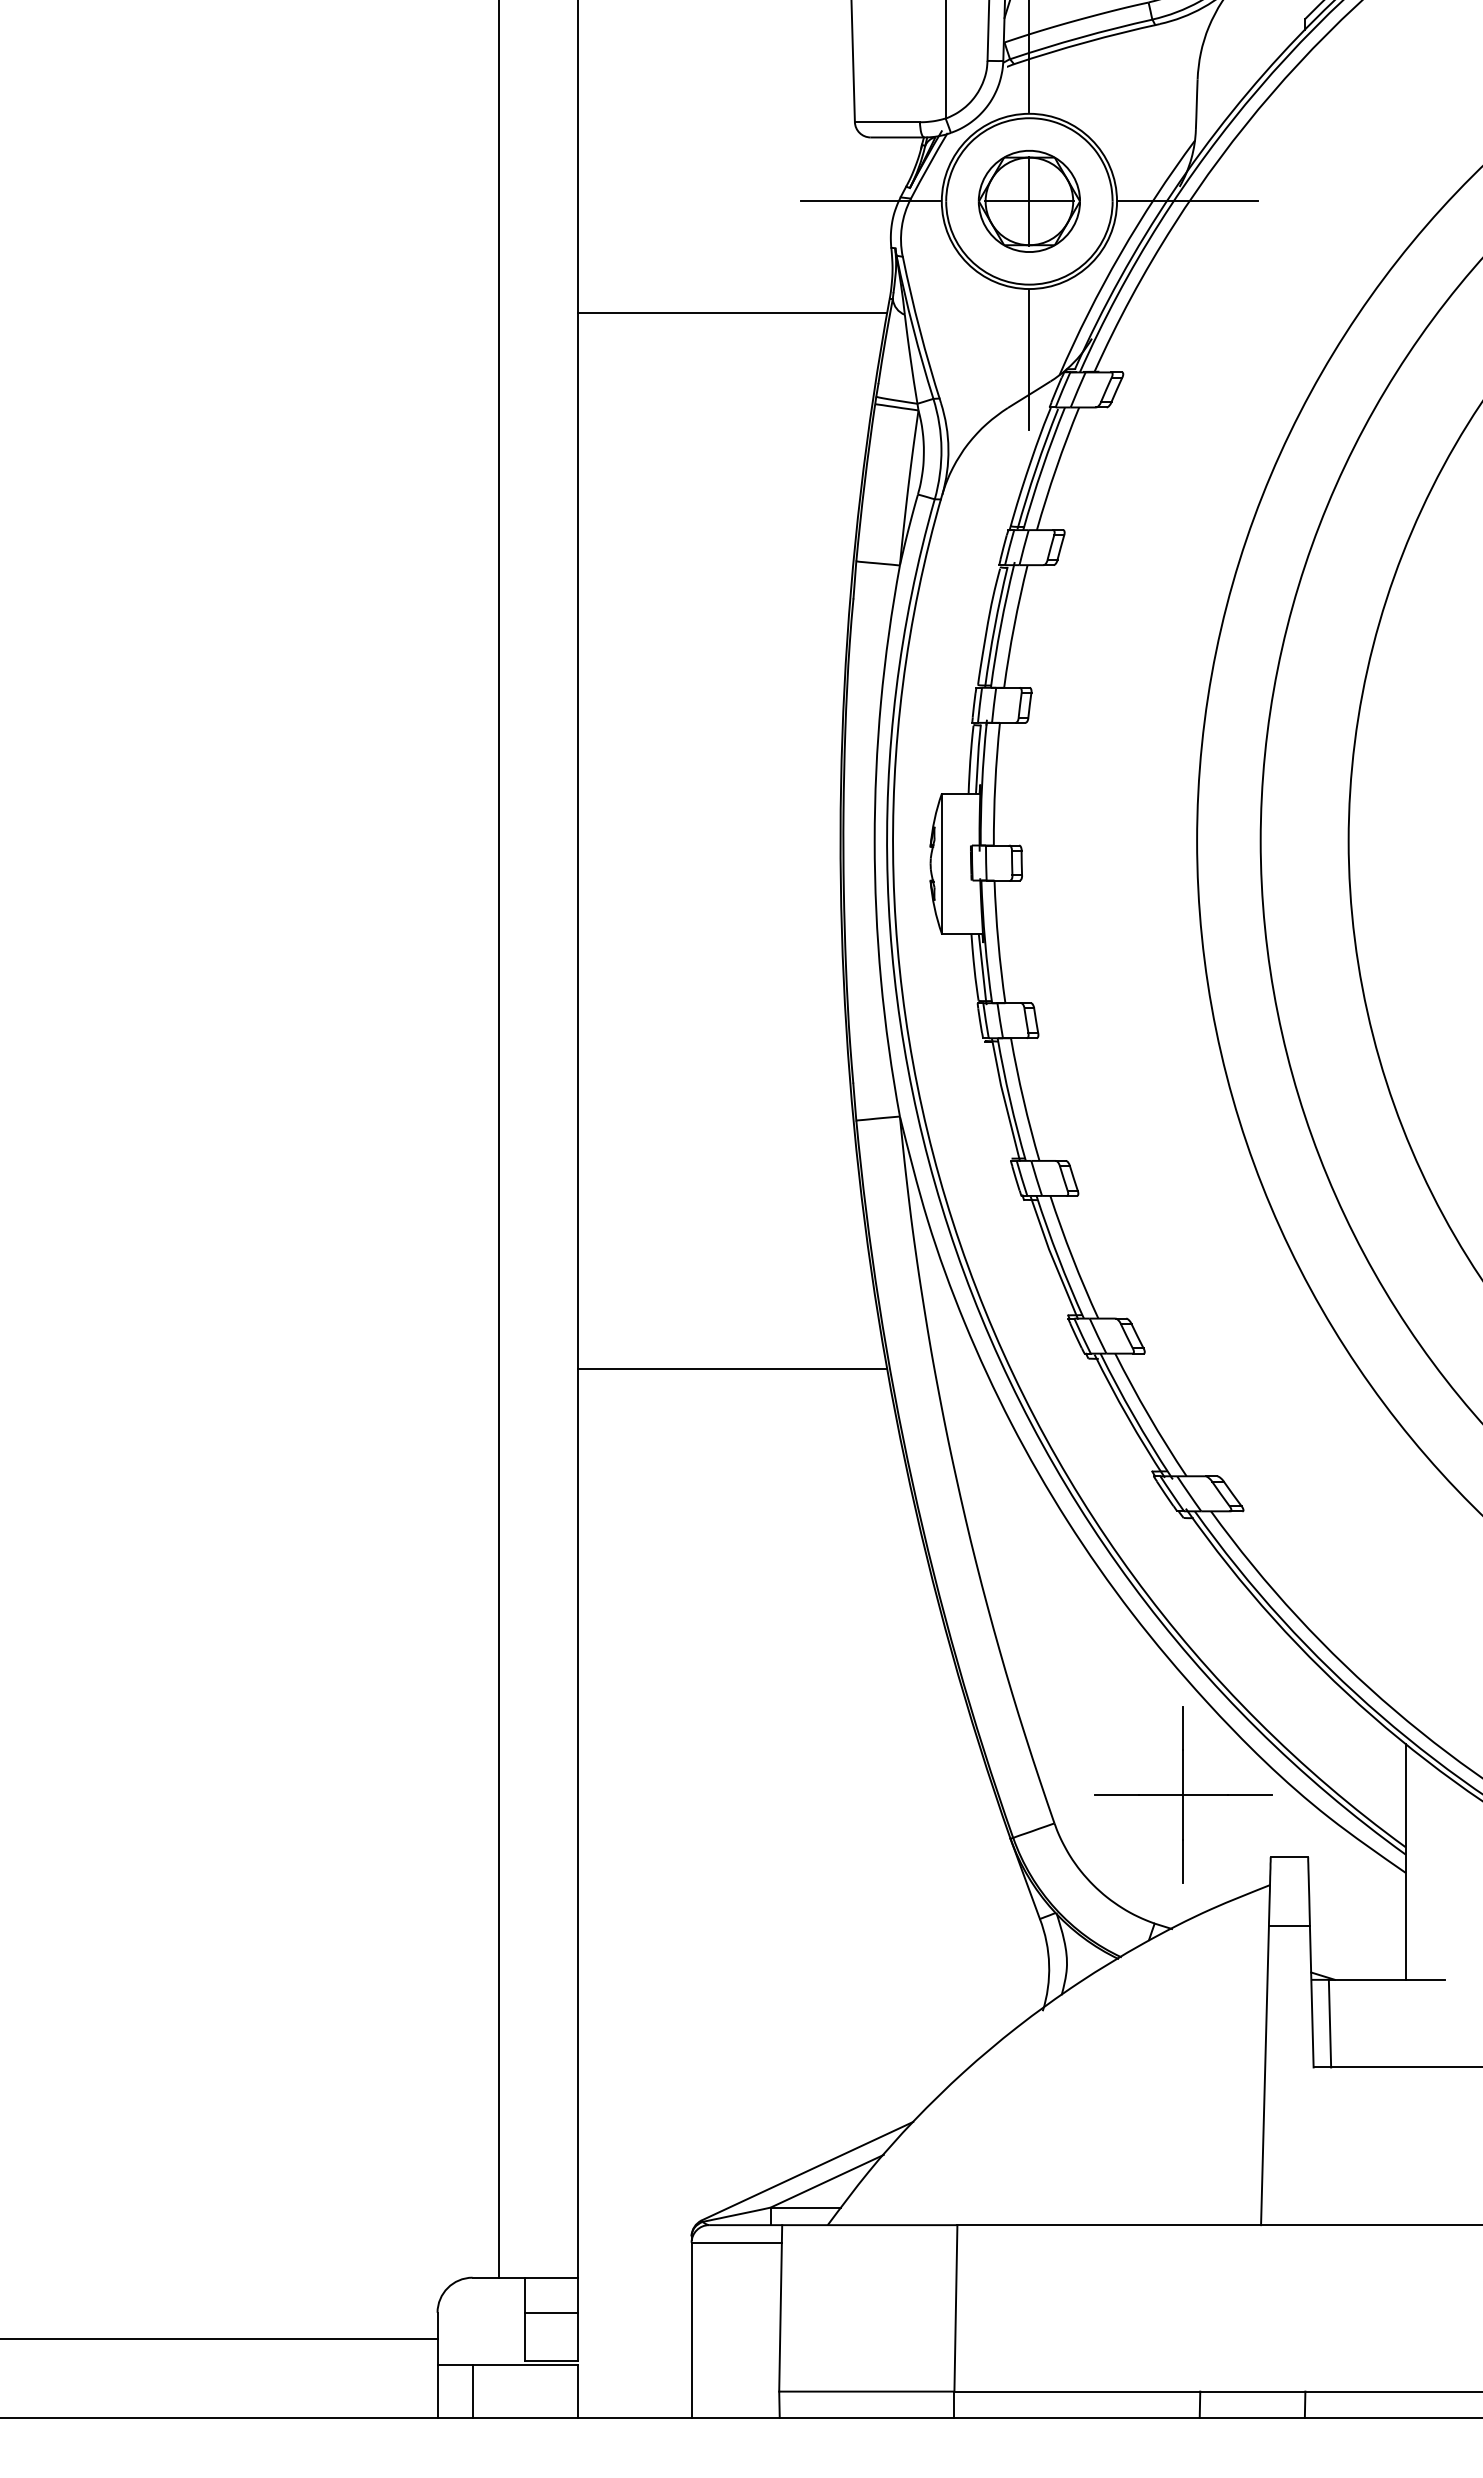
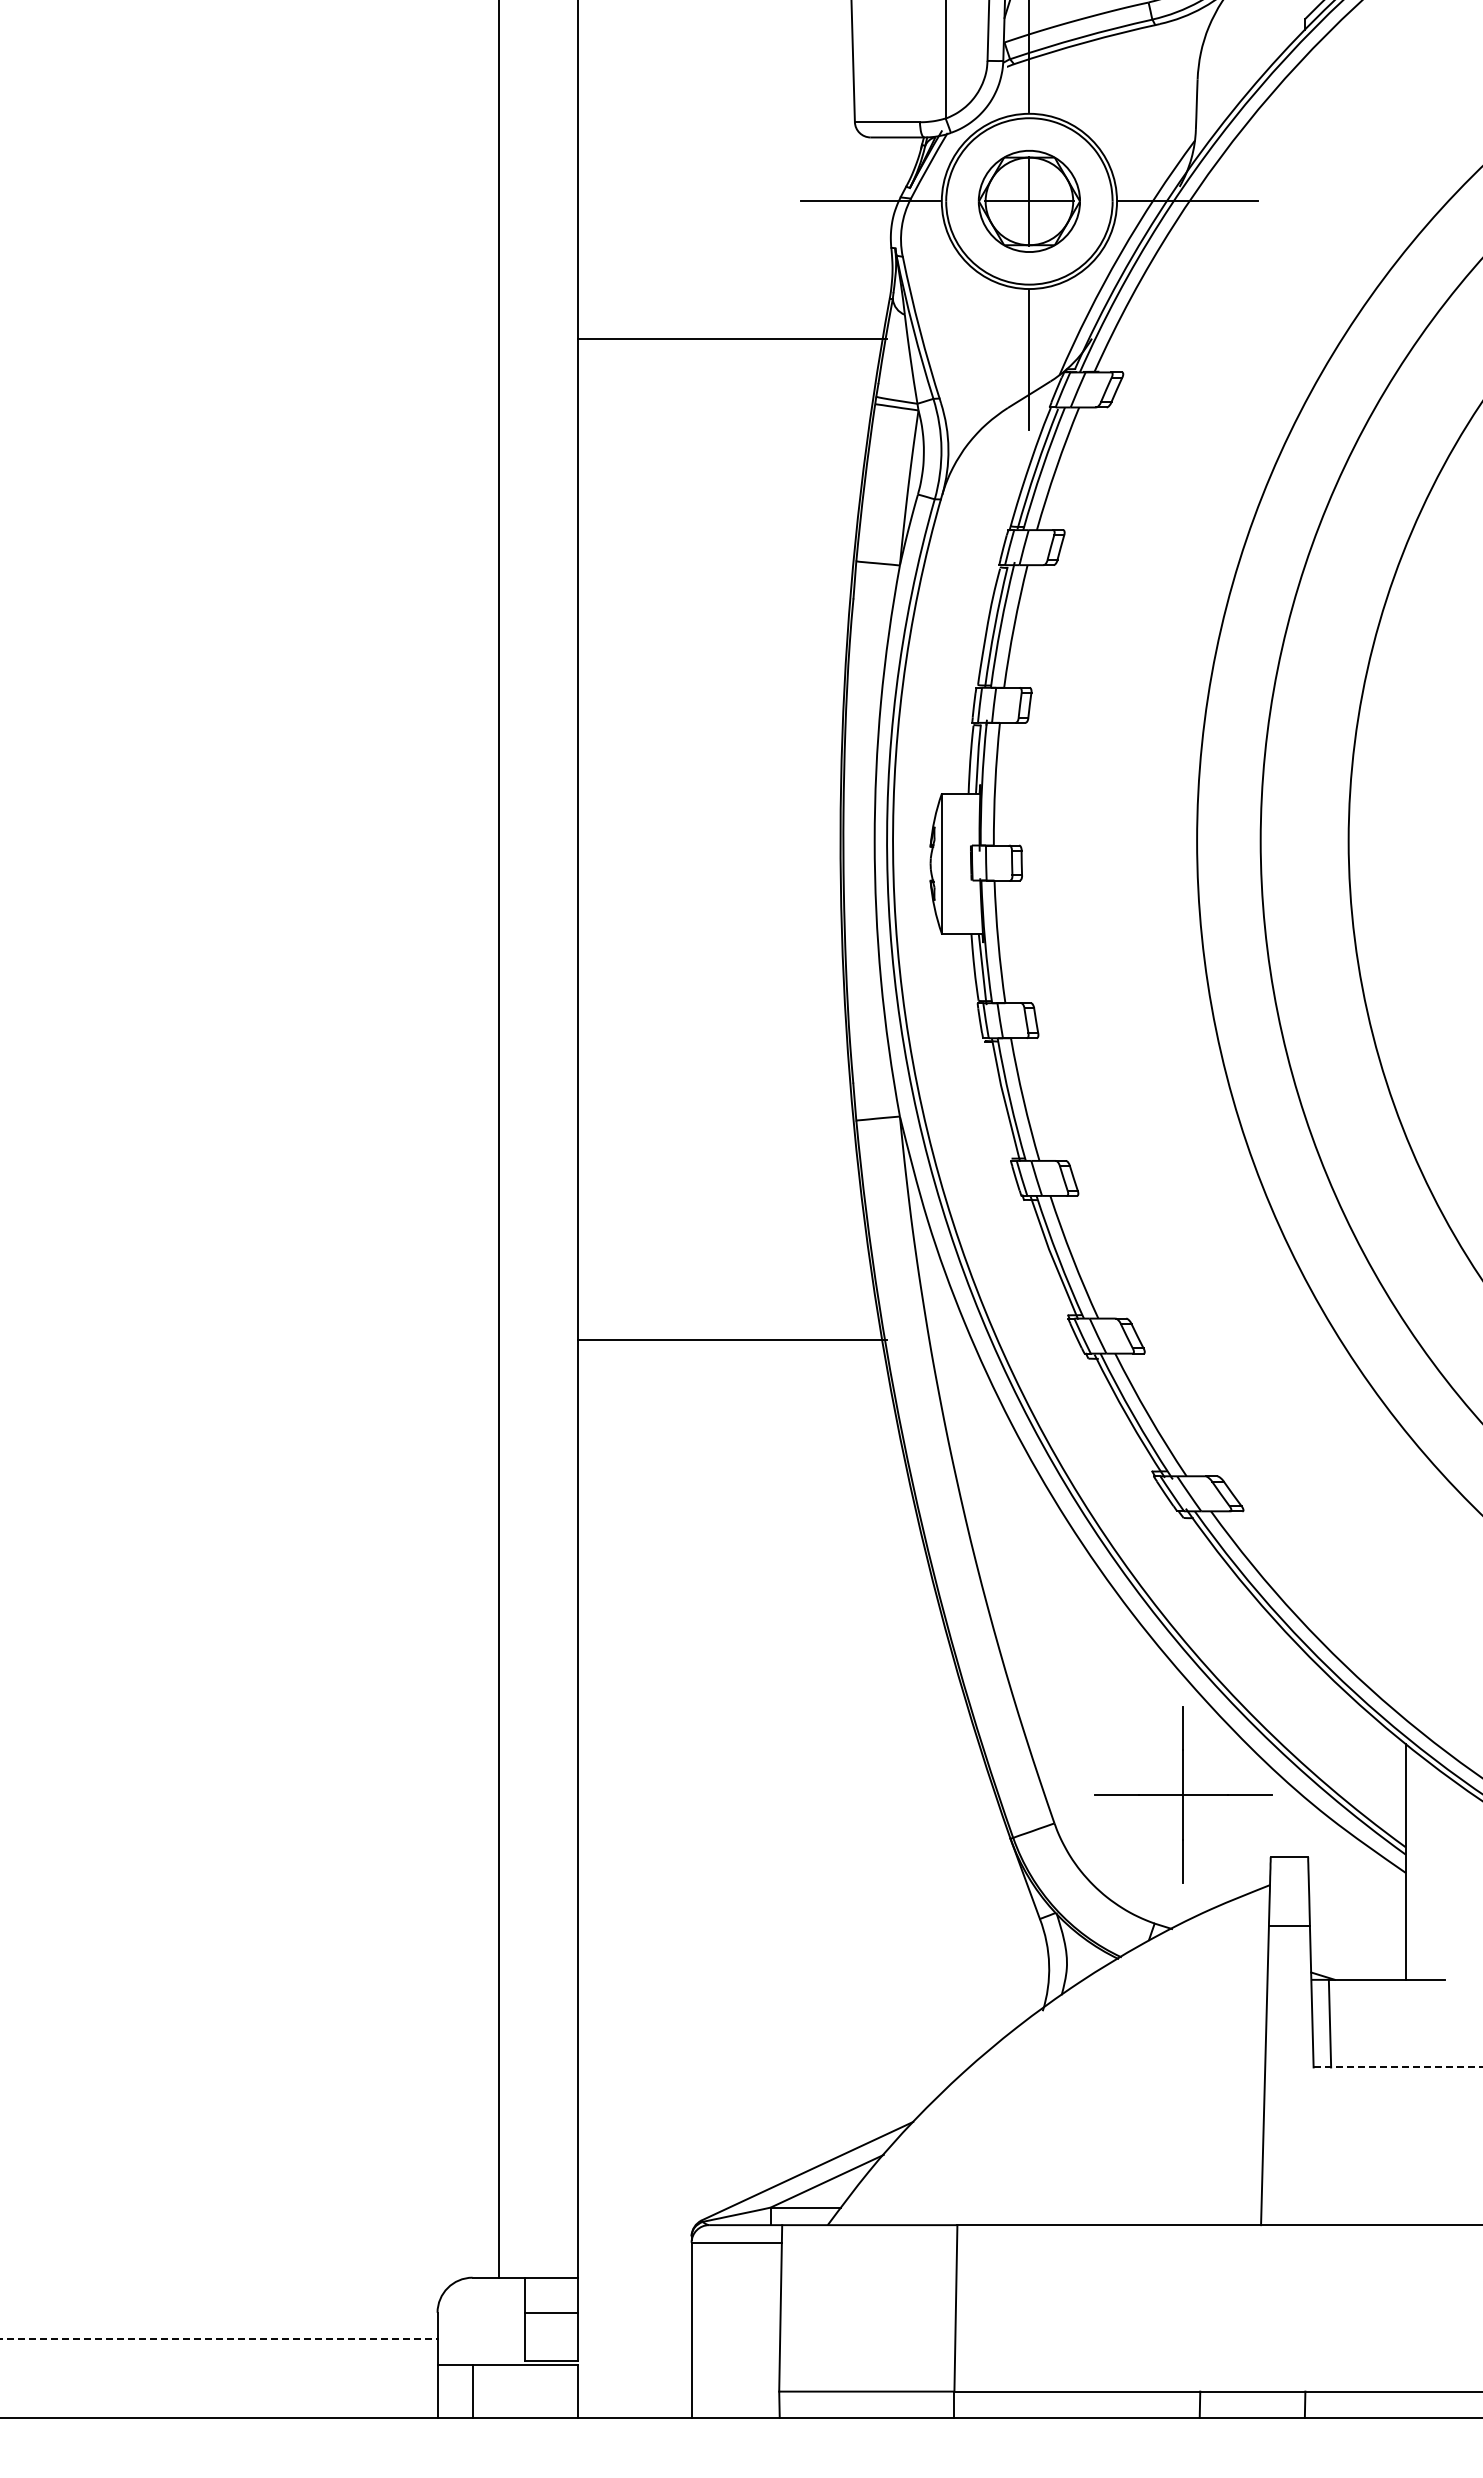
line position: (732, 312) -> (732, 338) (732, 338)
line position: (732, 1369) -> (732, 1340) (732, 1340)
line: solid -> dashed (1398, 2067)
line: solid -> dashed (219, 2339)
